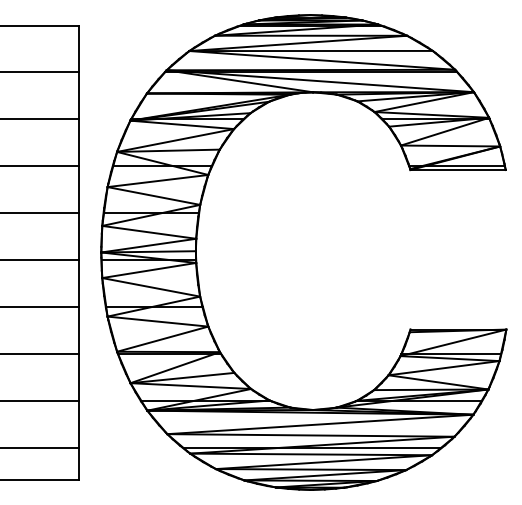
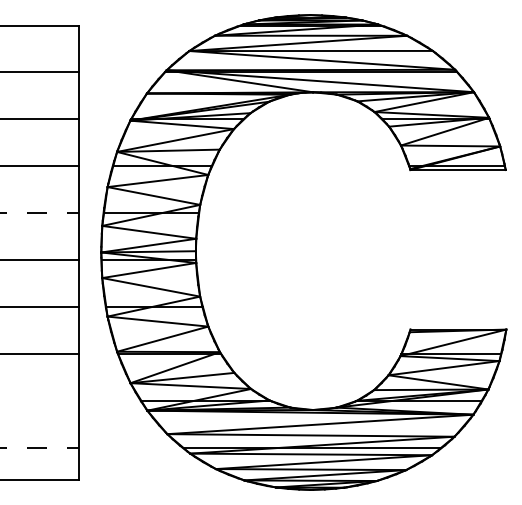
line: solid -> dashed (40, 213)
line: present -> none (40, 401)
line: solid -> dashed (40, 447)
